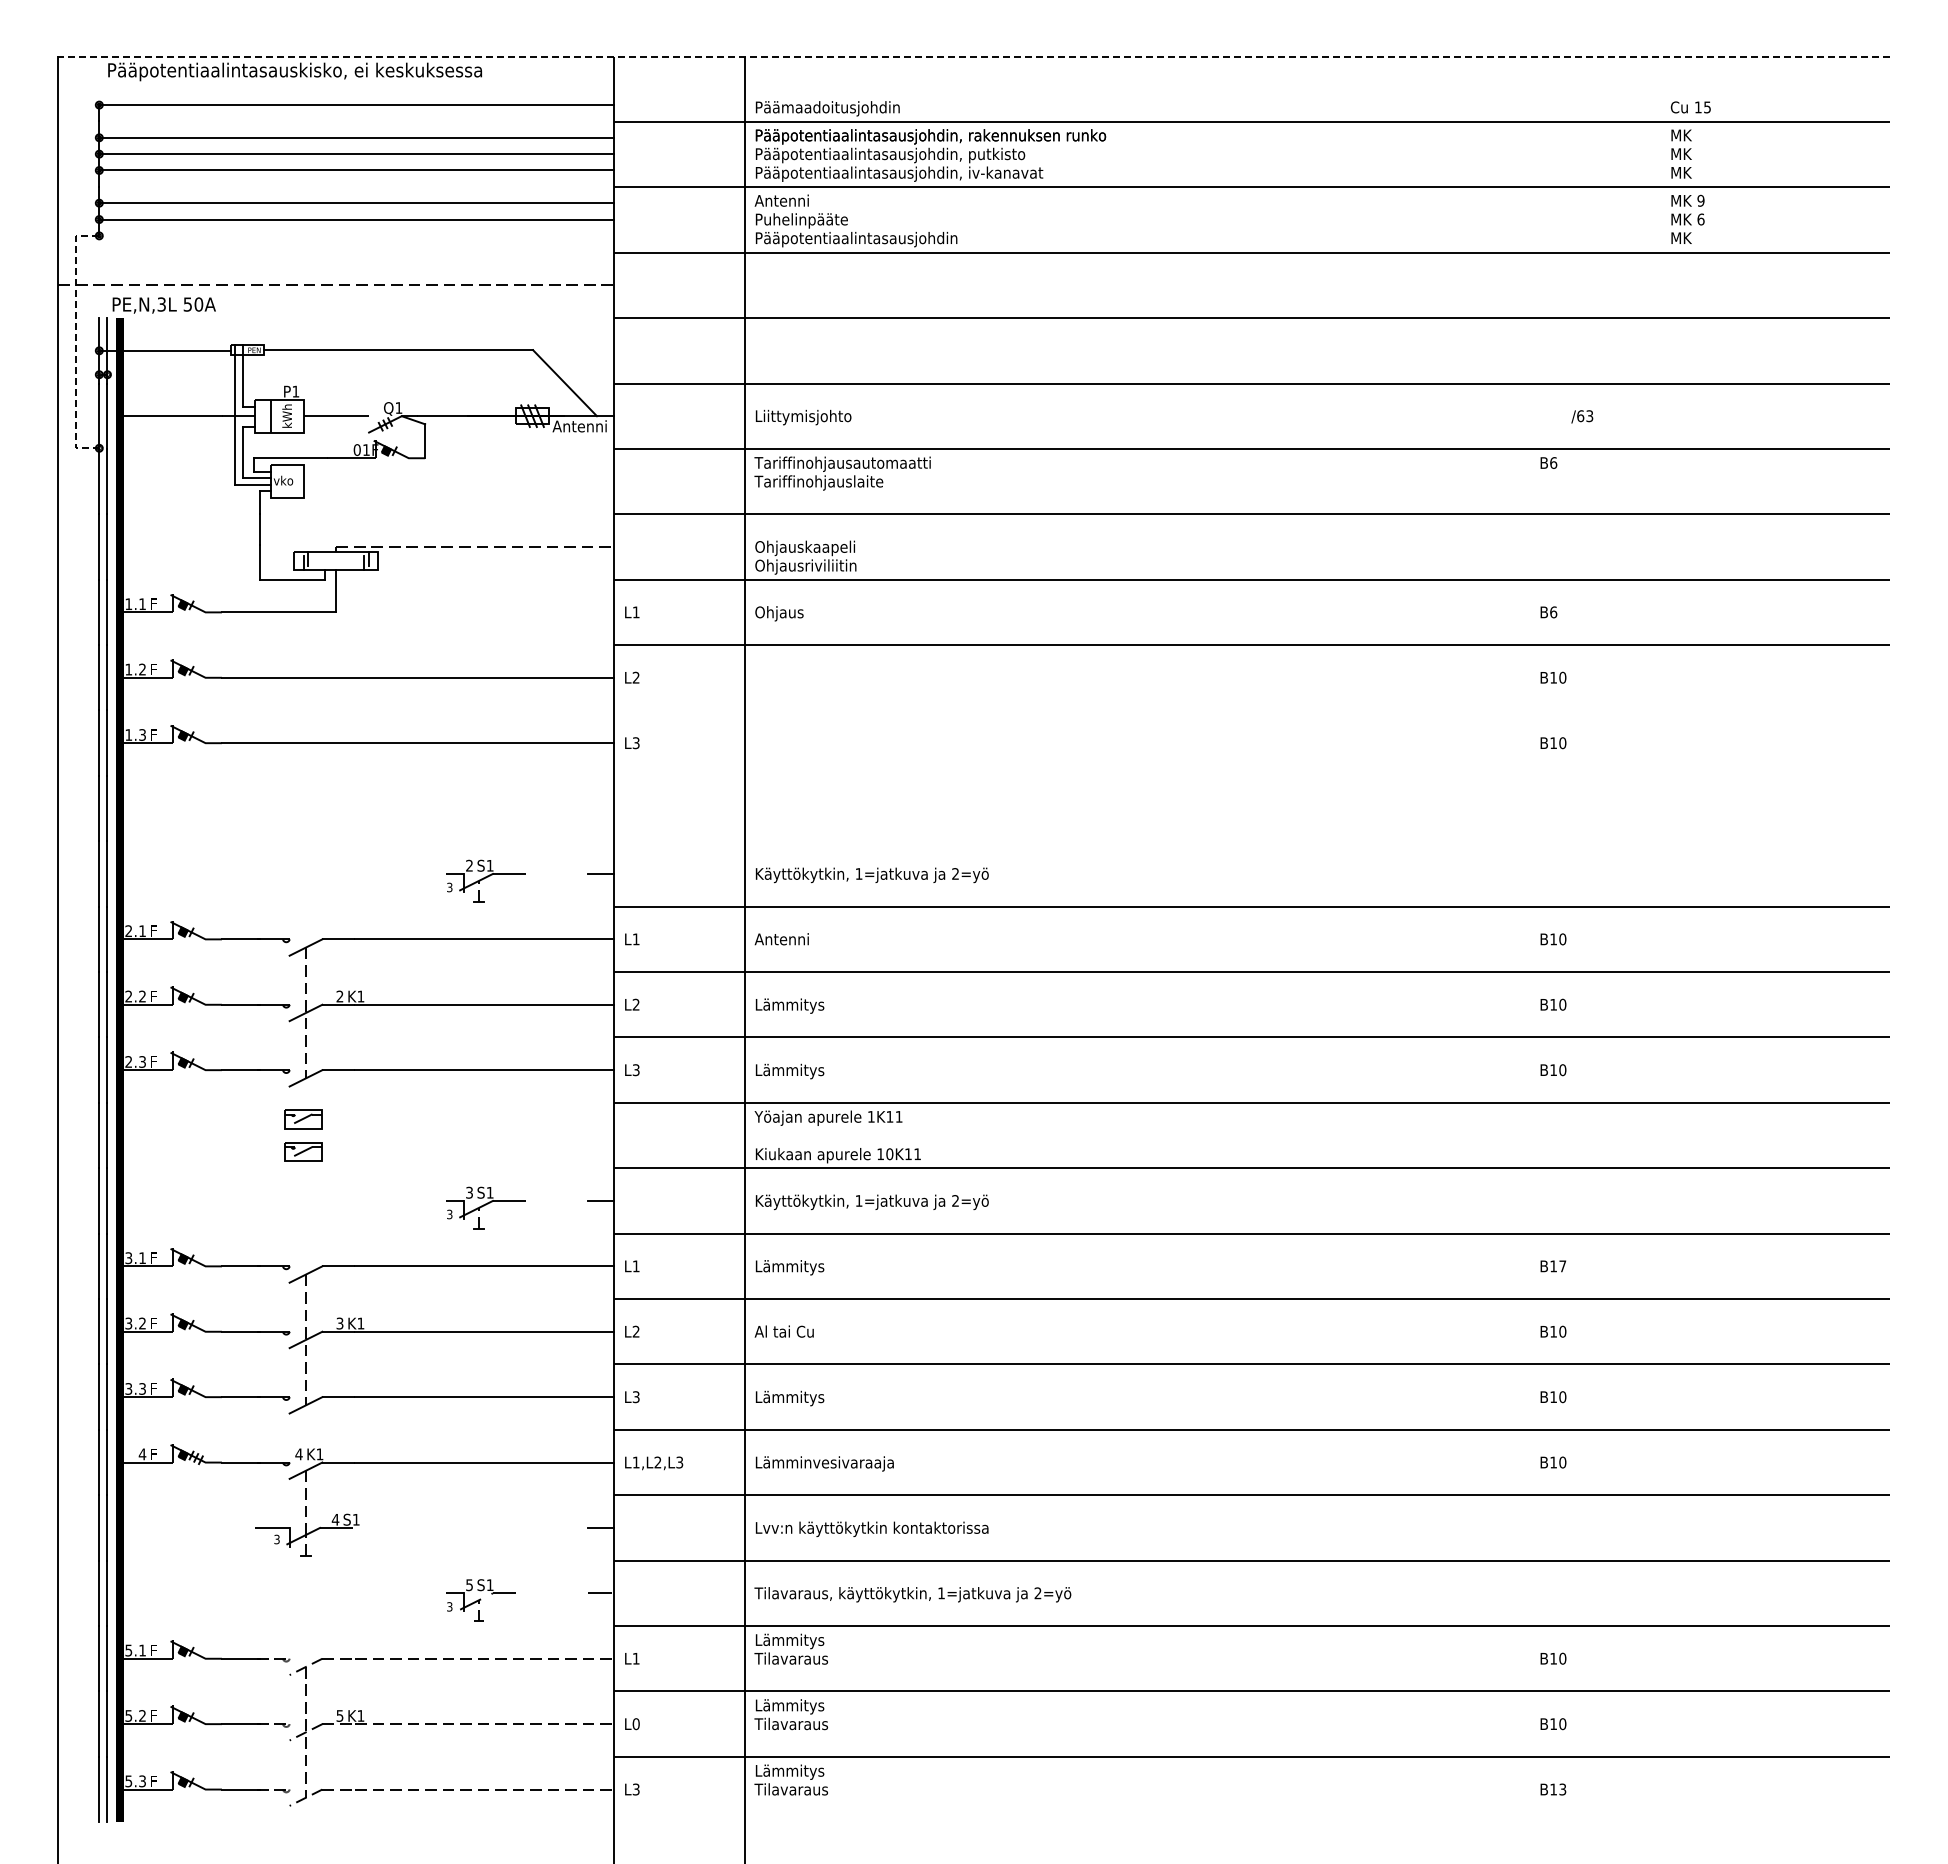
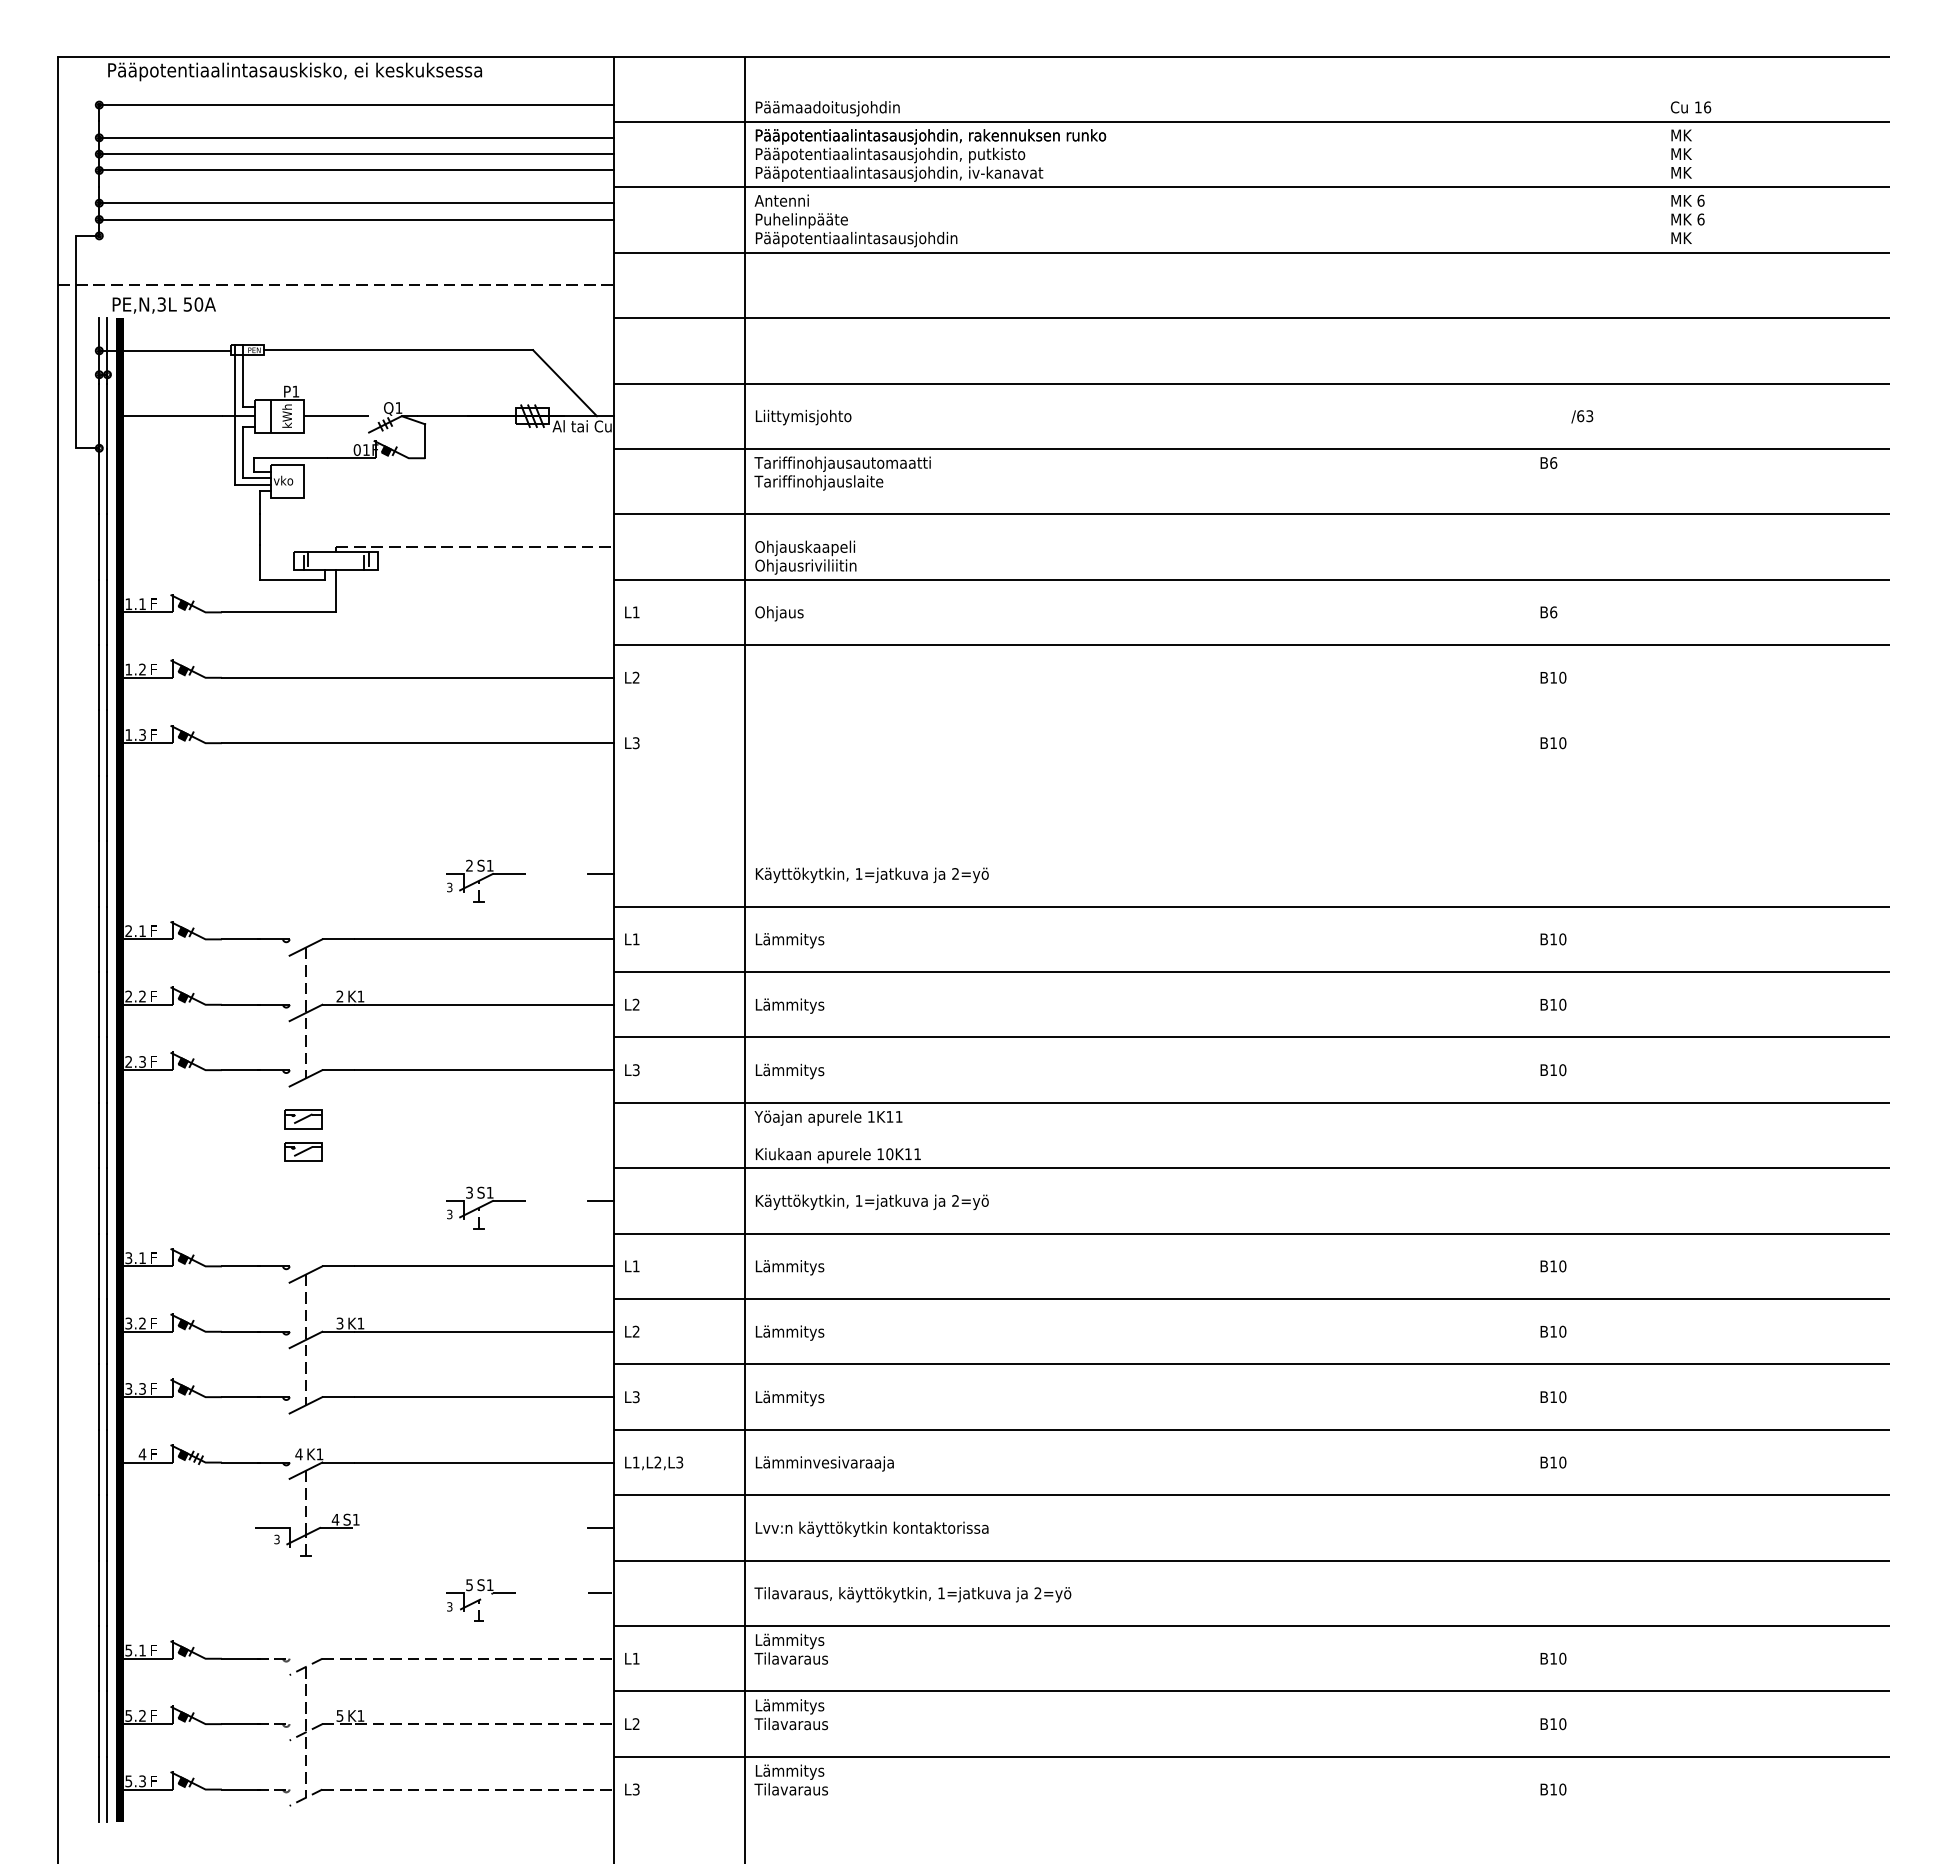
line: dashed -> solid (973, 56)
text: 15 -> 16 (1707, 107)
text: 9 -> 6 (1700, 200)
line: dashed -> solid (75, 342)
text: Antenni -> Al tai Cu (587, 426)
text: Antenni -> Lämmitys (789, 940)
text: B17 -> B10 (1562, 1266)
text: Al tai Cu -> Lämmitys (789, 1332)
text: L0 -> L2 (635, 1724)
text: B13 -> B10 (1562, 1789)
